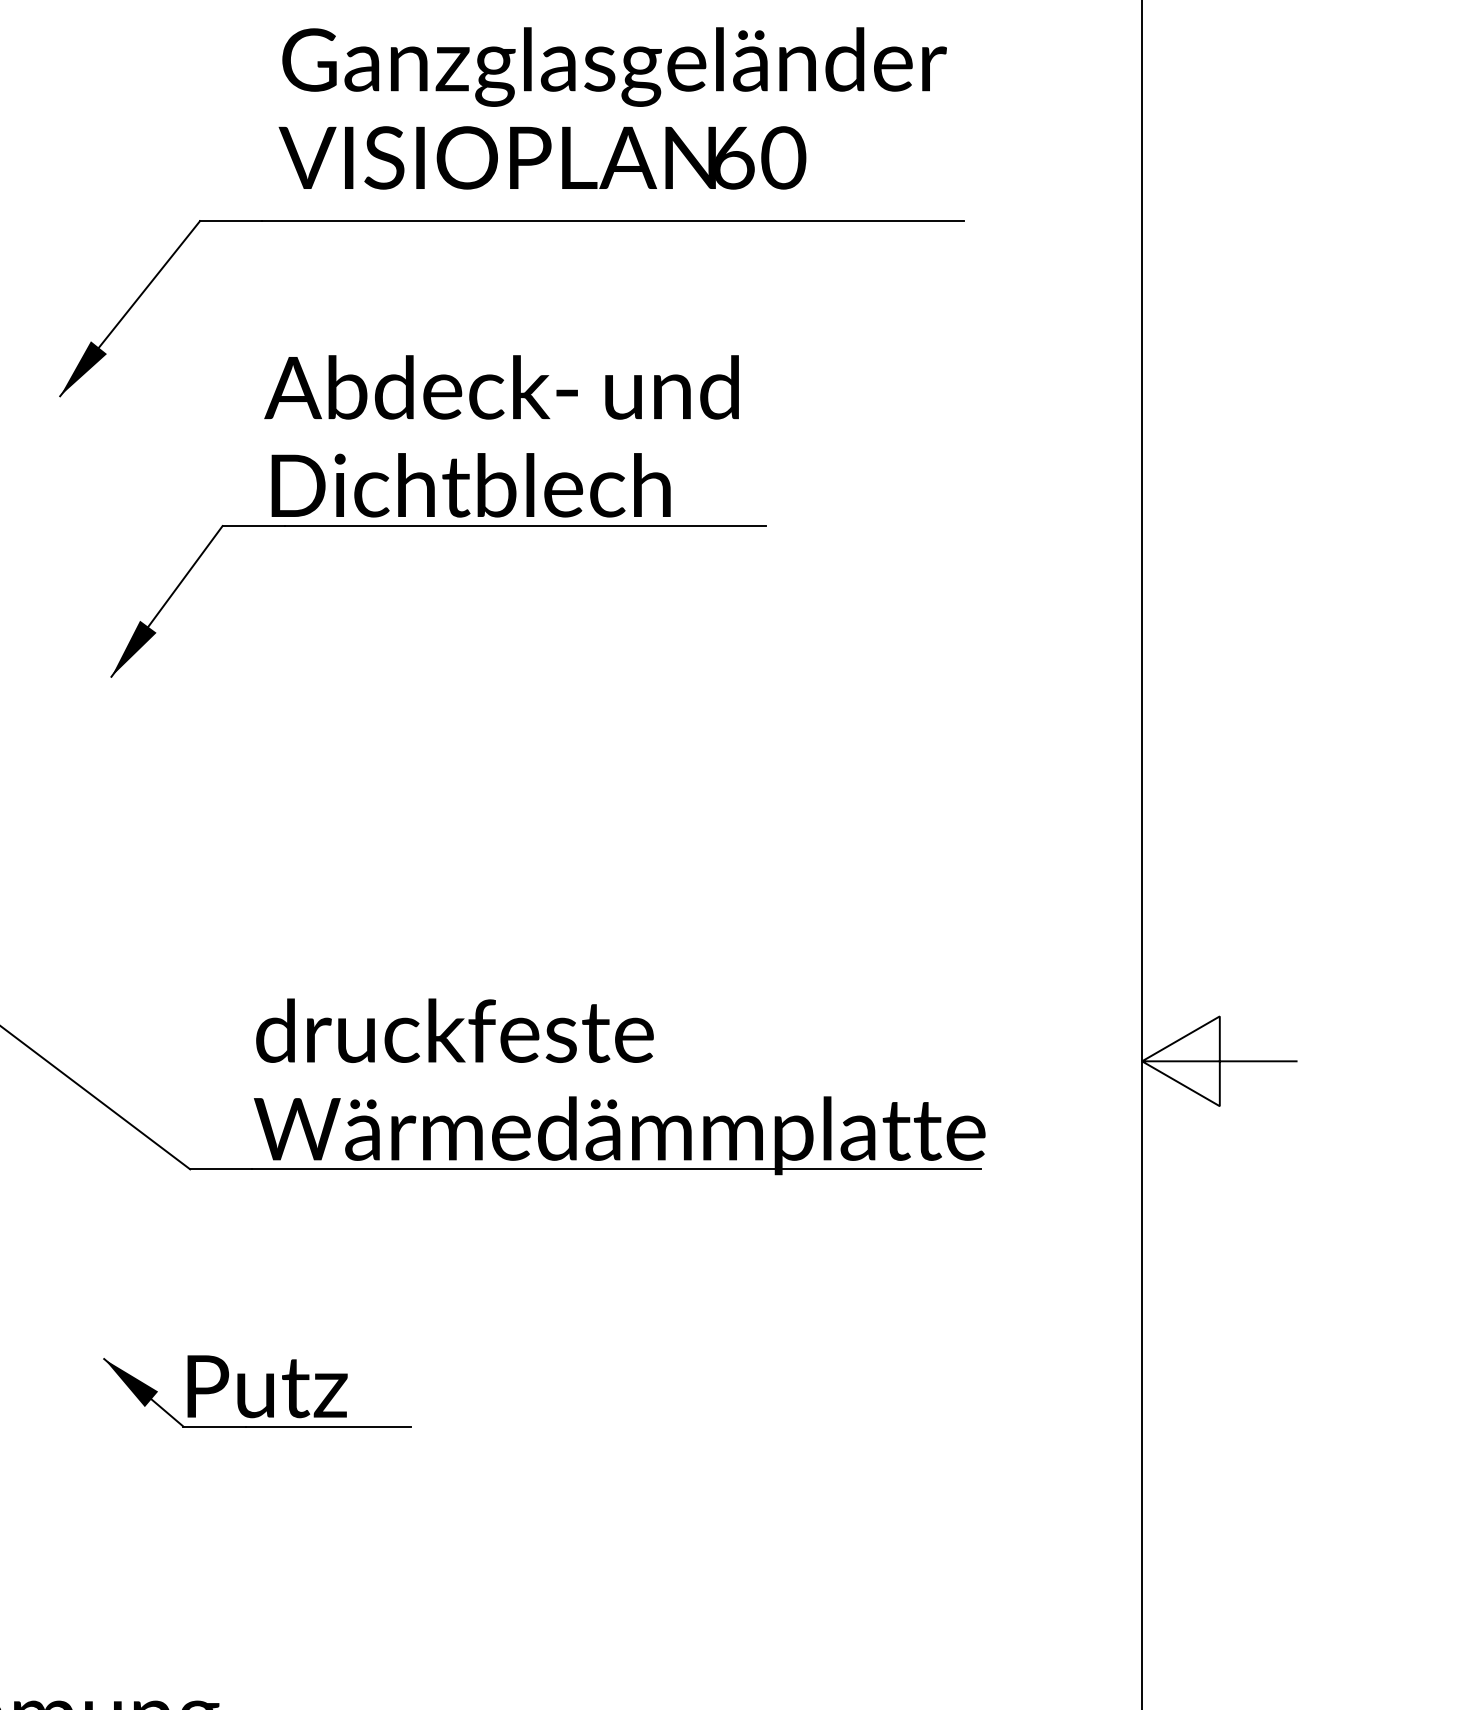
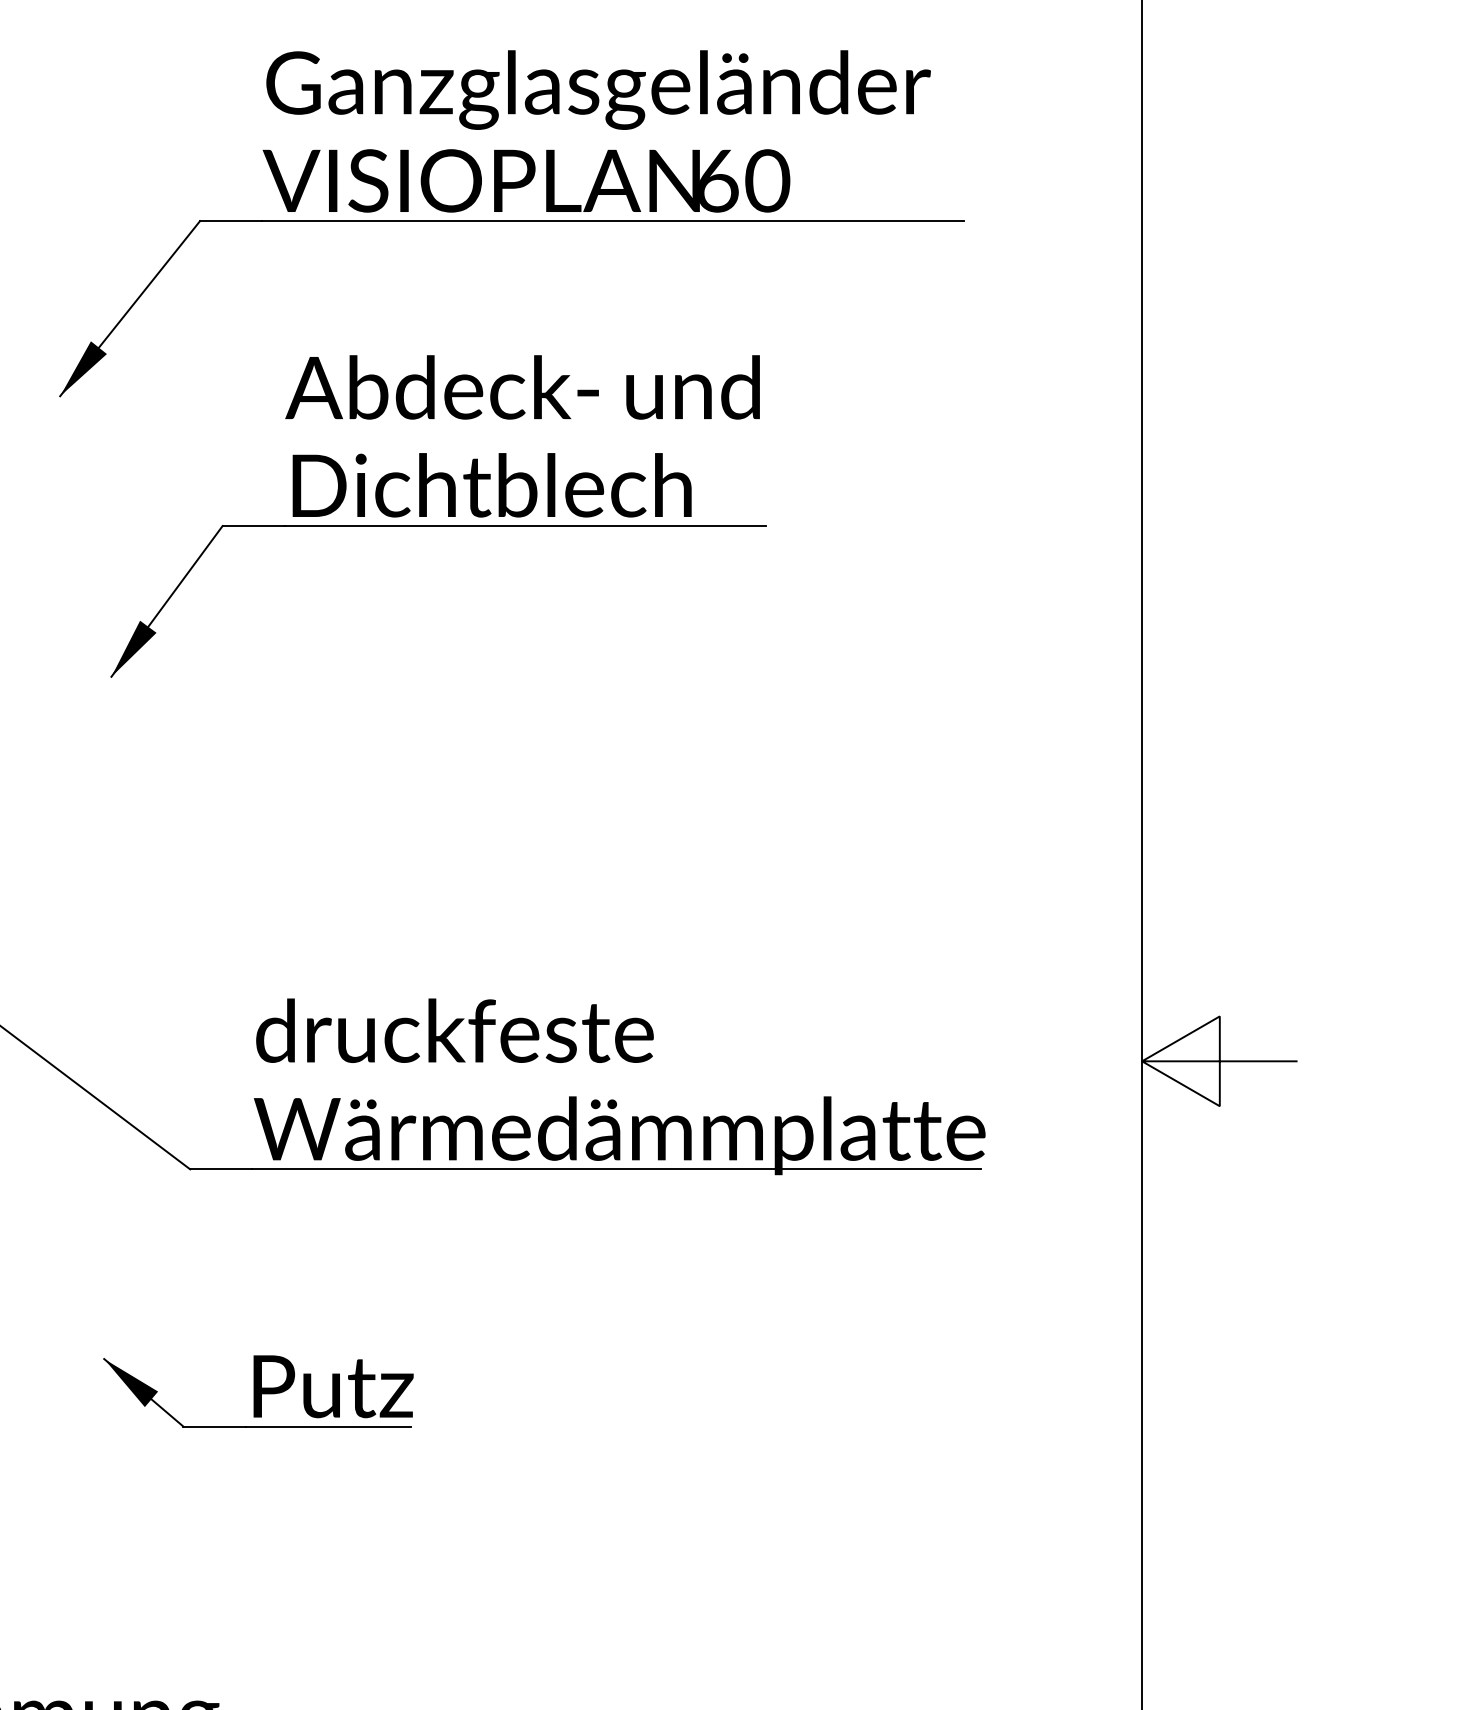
text position: (612, 108) -> (596, 131) (596, 131)
text position: (501, 436) -> (522, 436) (522, 436)
text position: (267, 1386) -> (333, 1386) (333, 1386)
